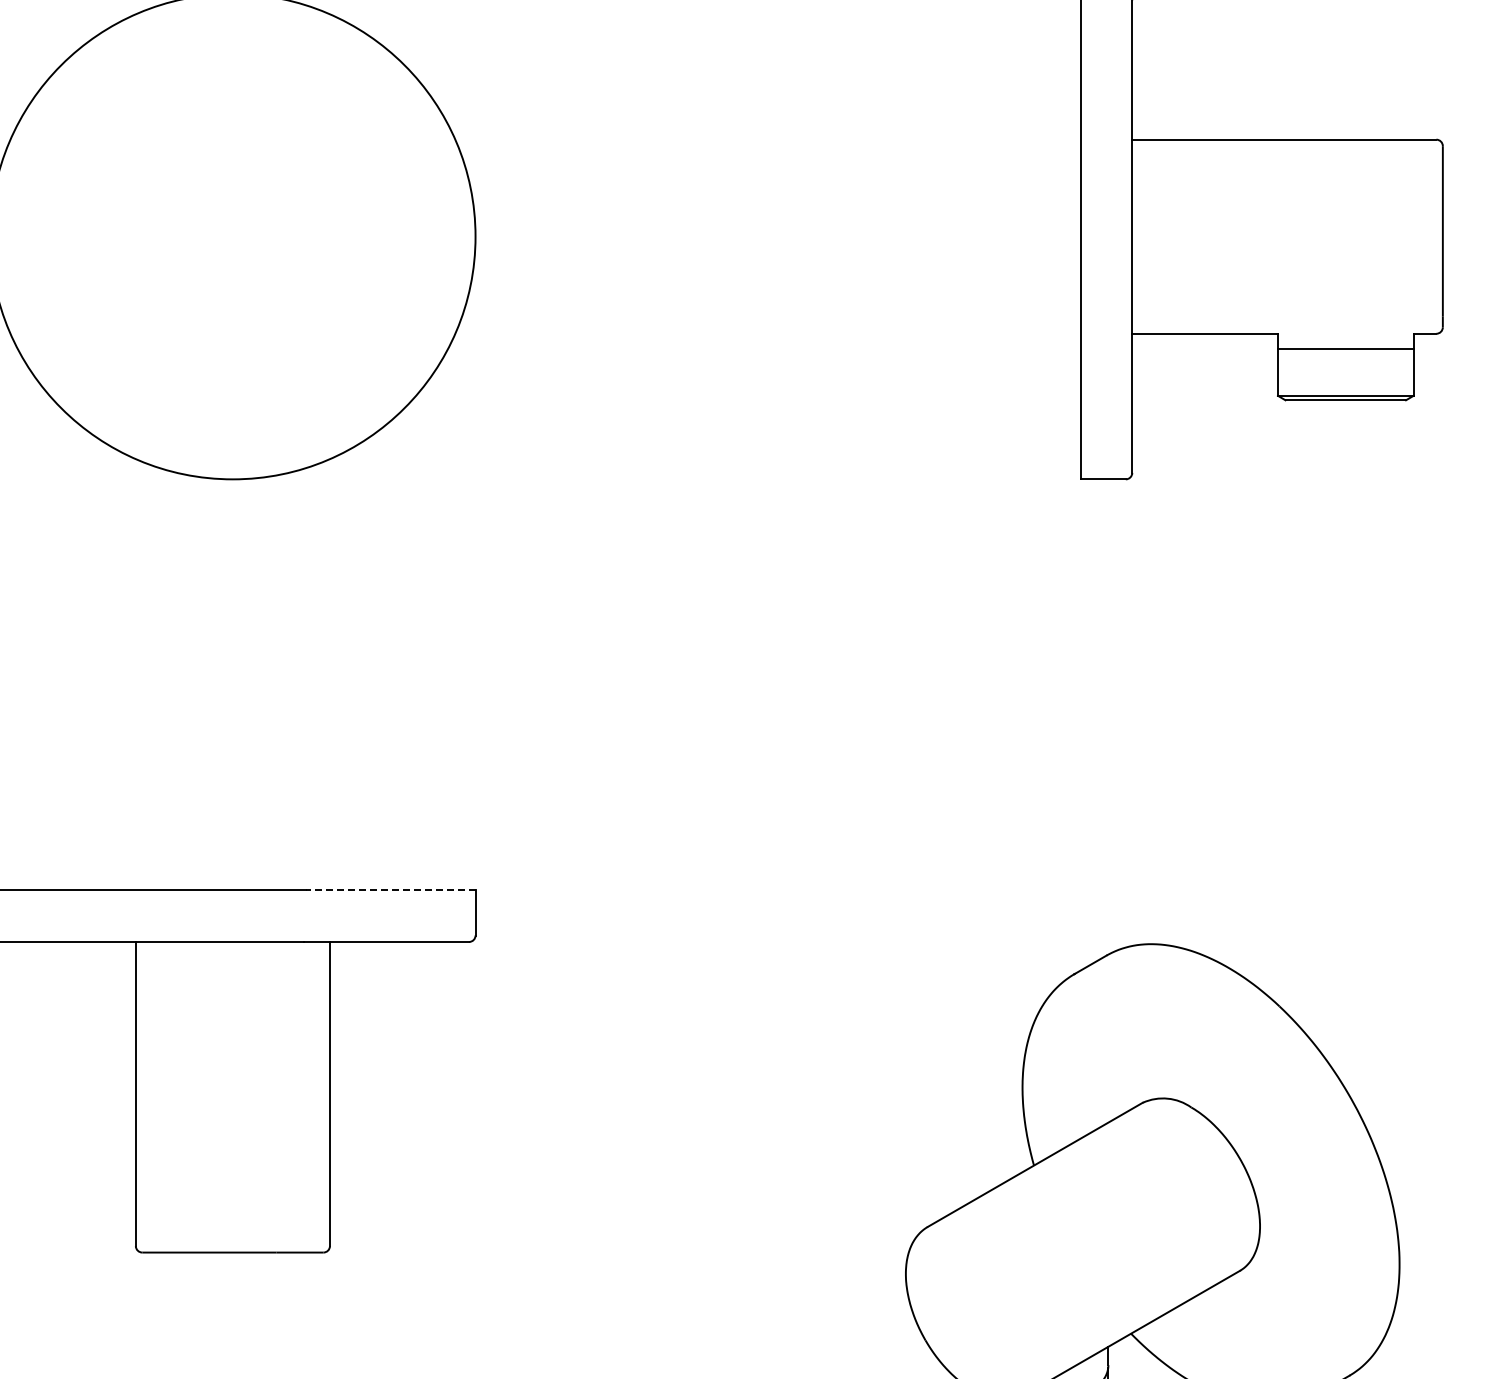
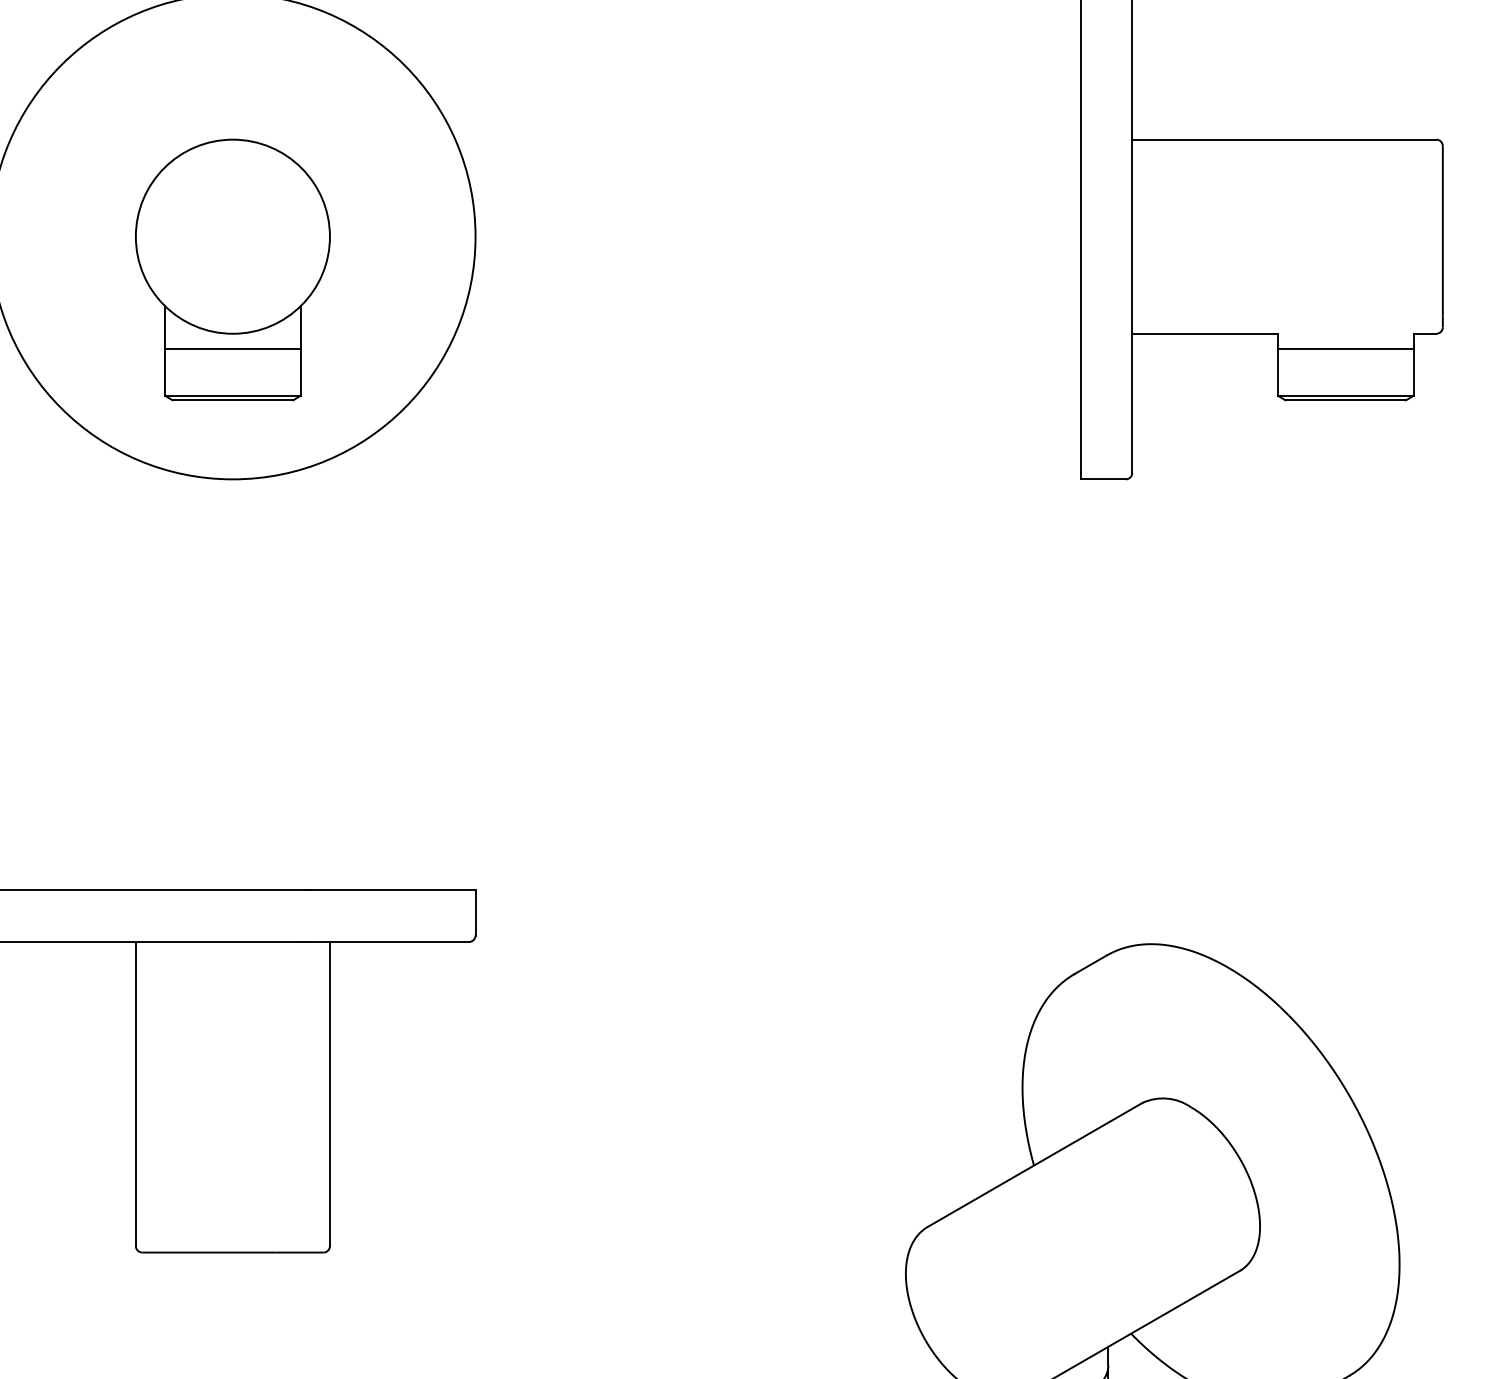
part: none -> present (232, 269)
line: dashed -> solid (390, 890)
